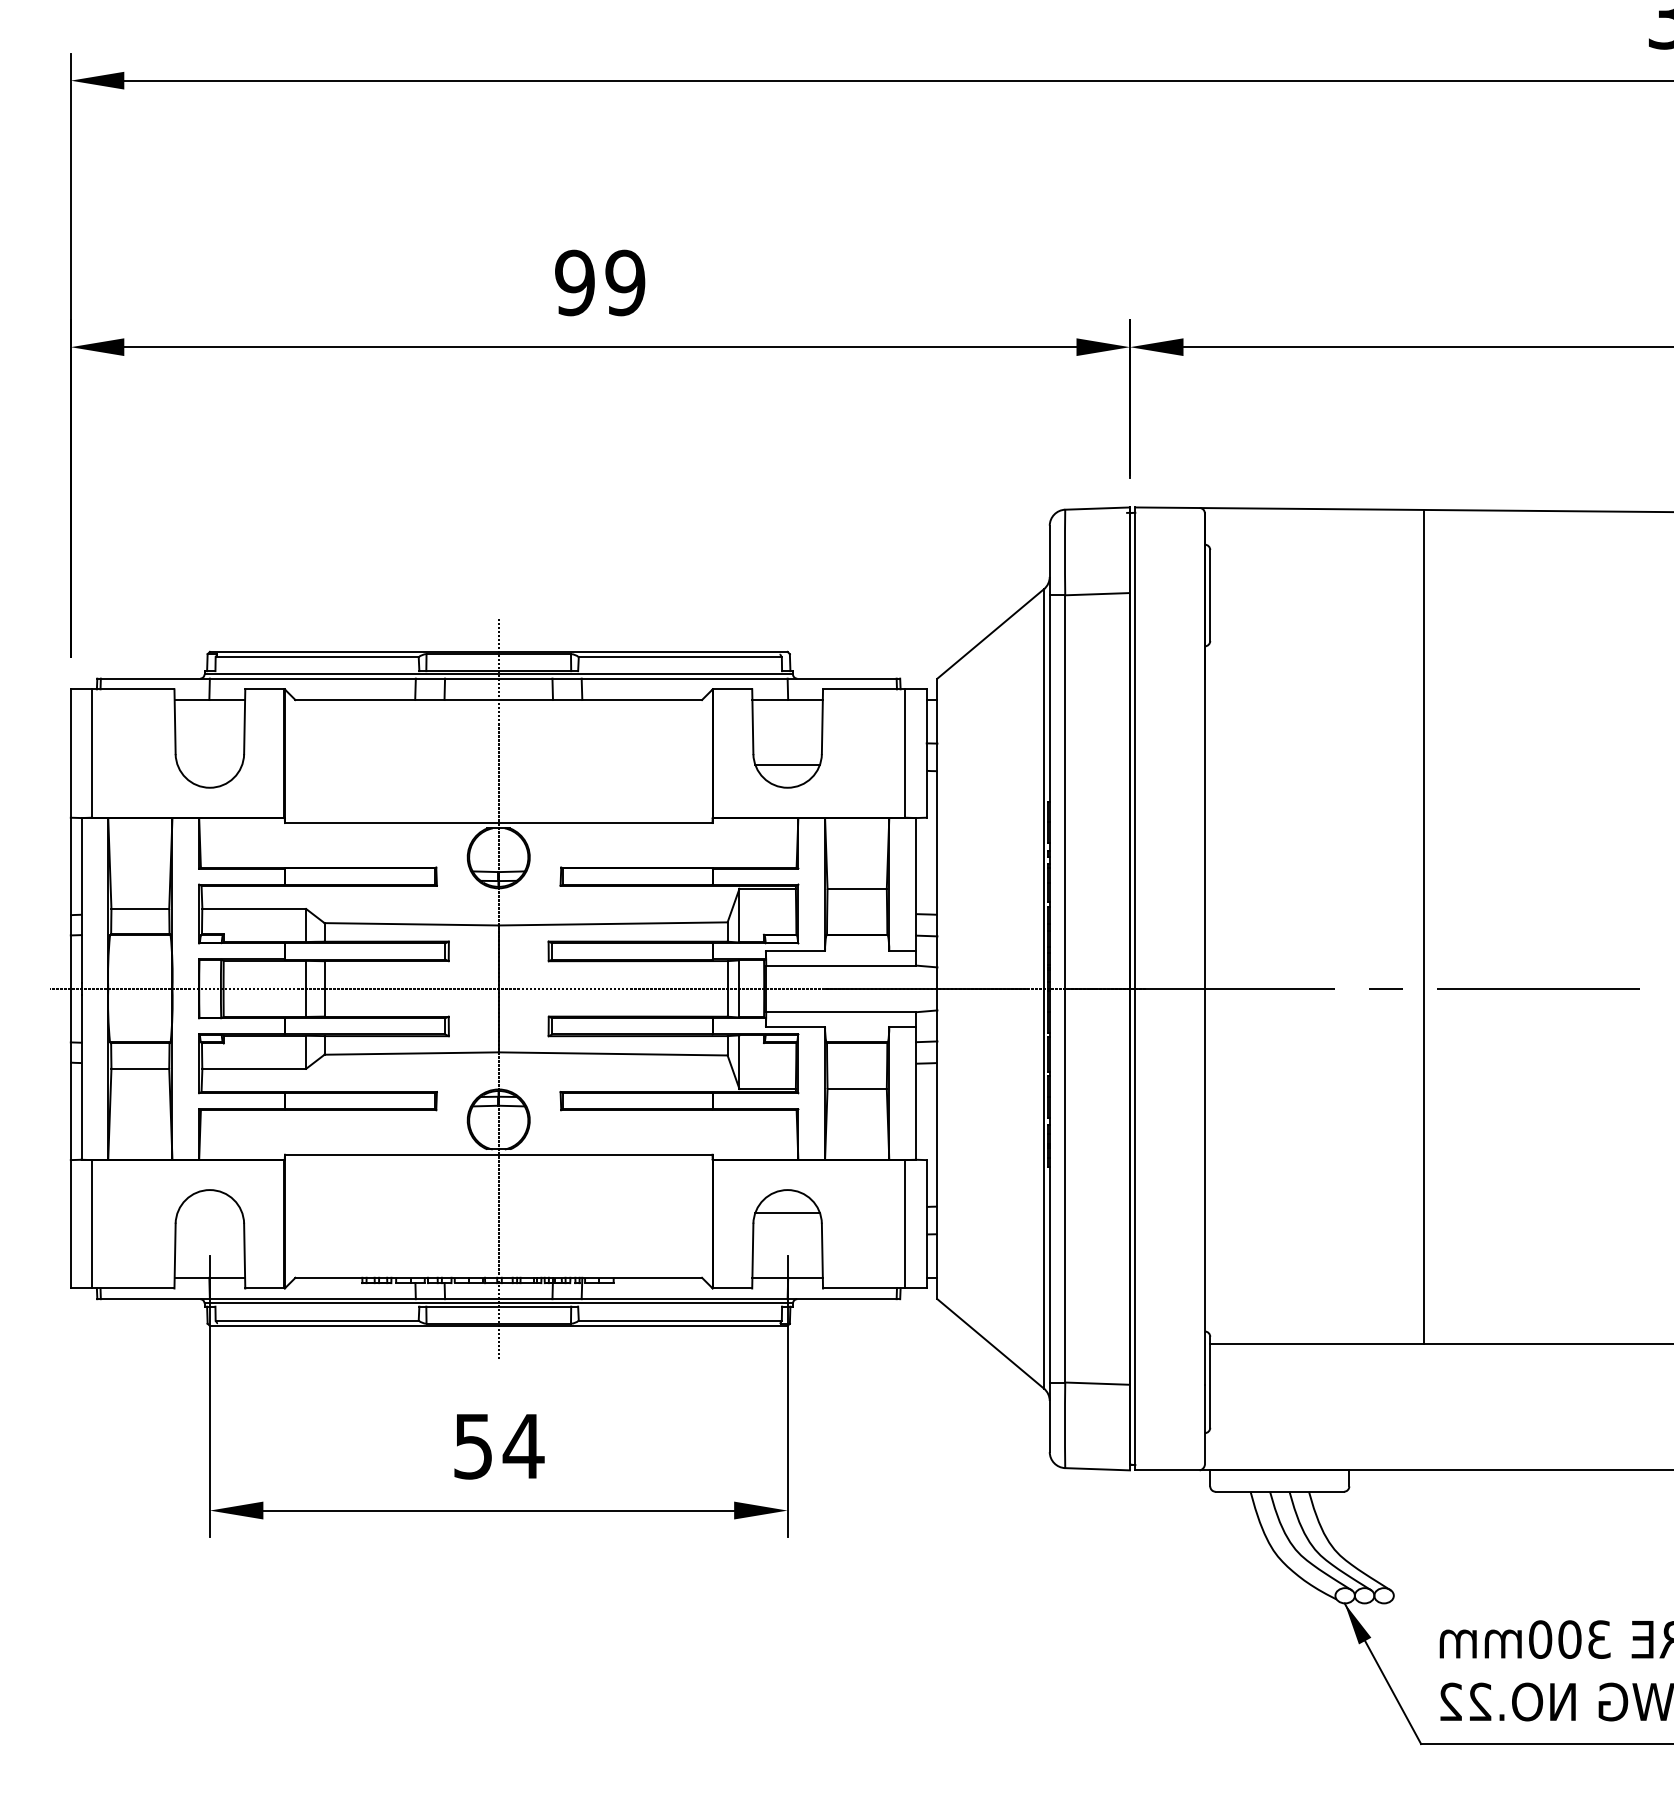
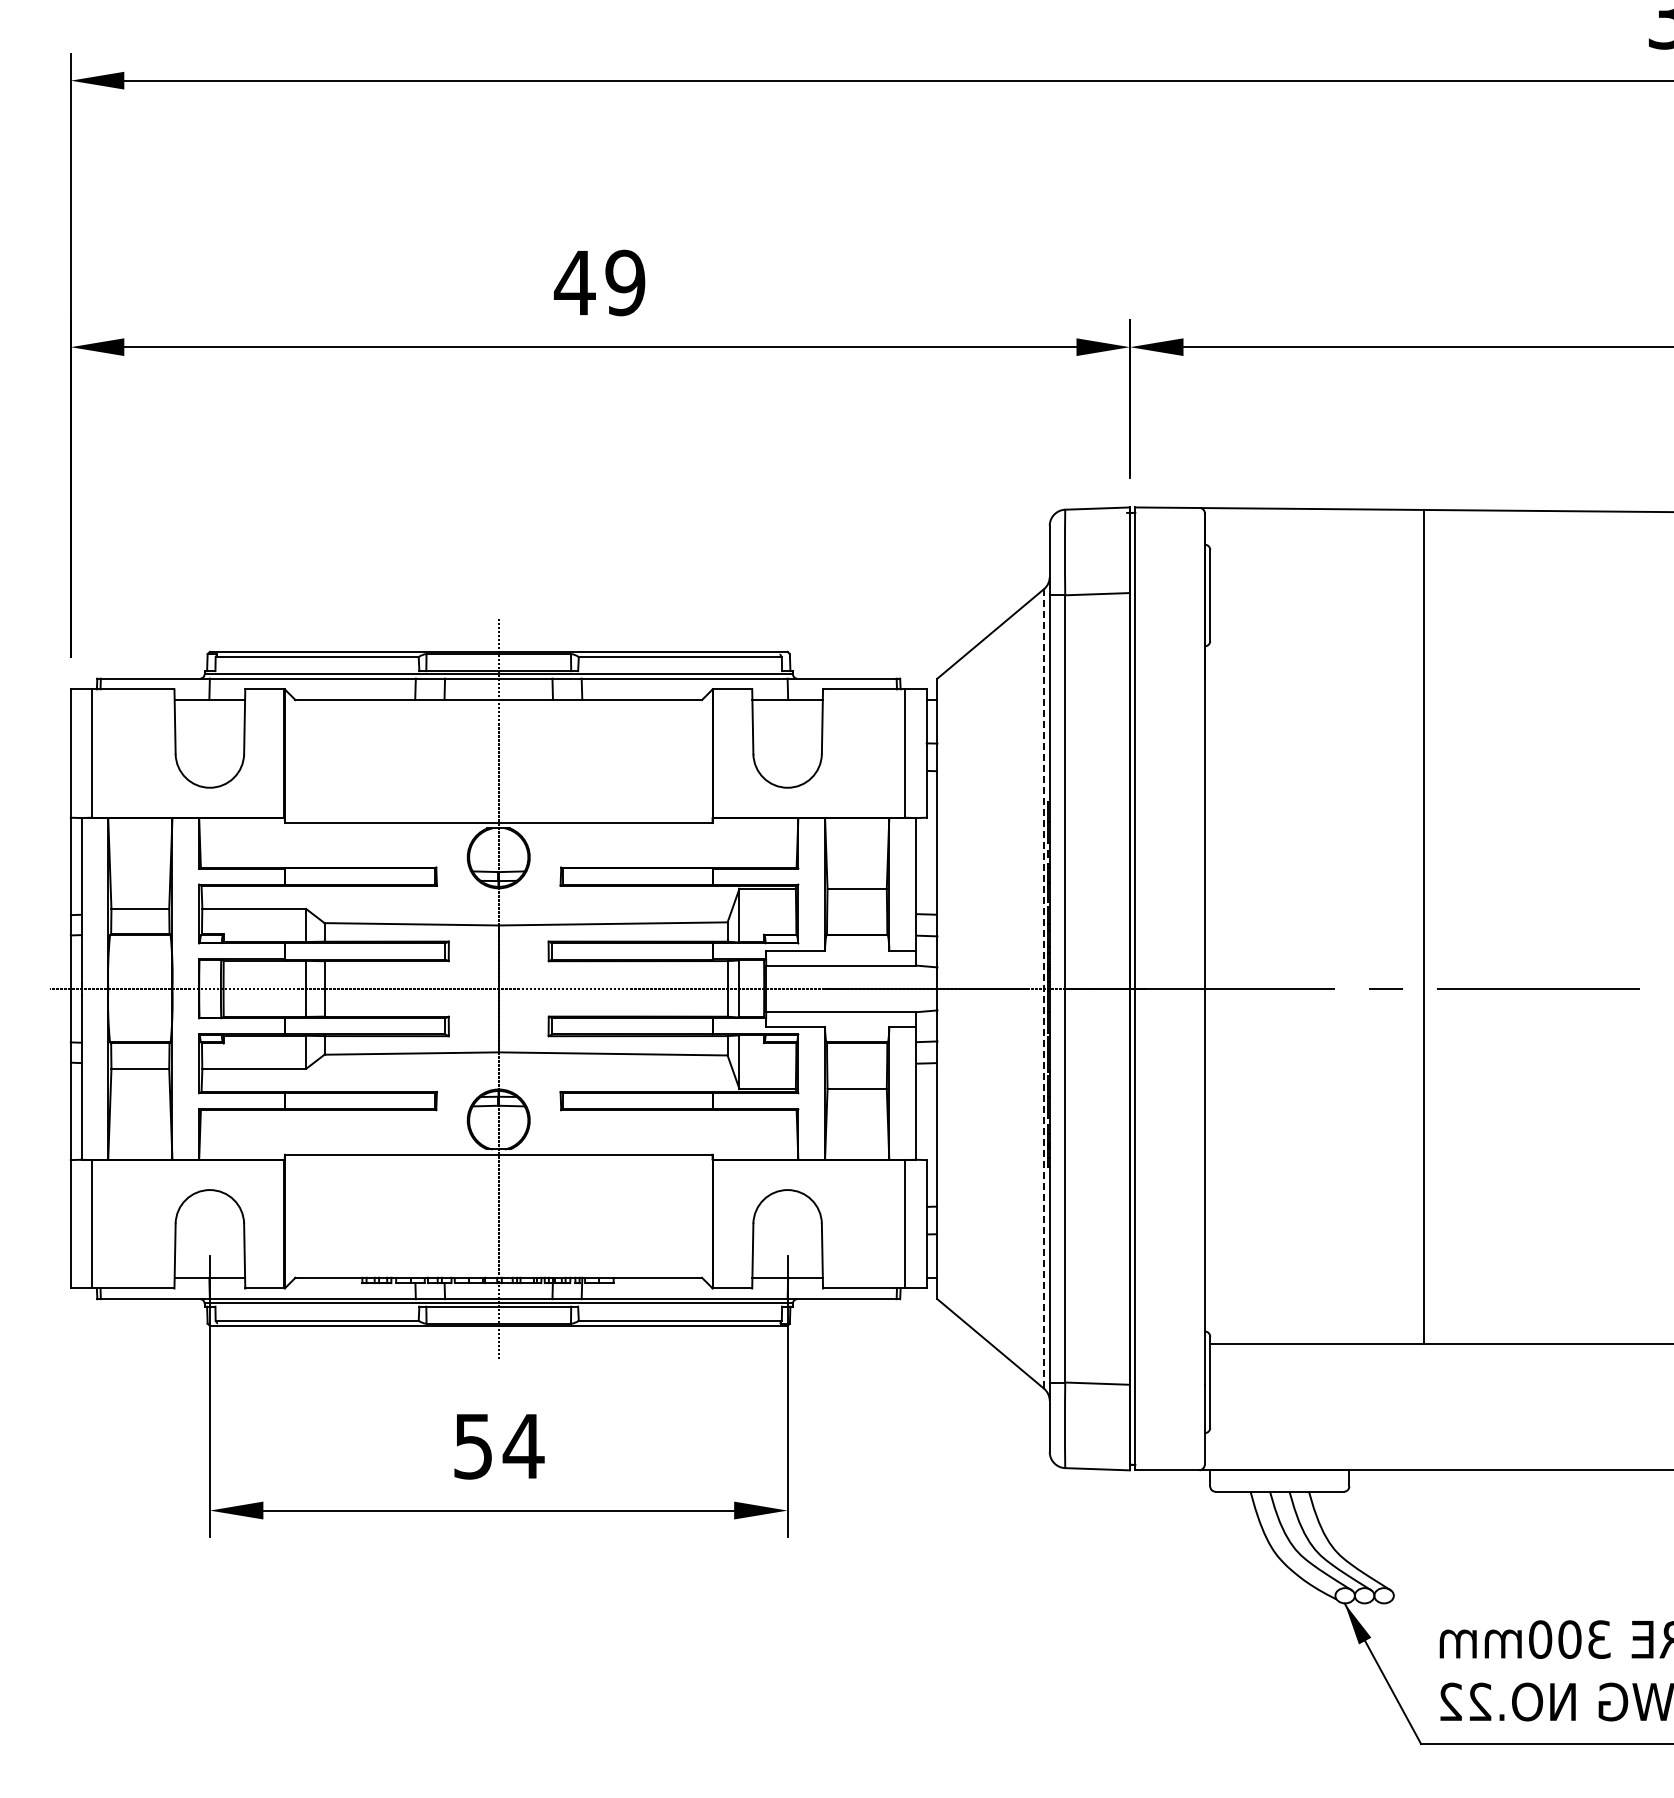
text: 99 -> 49 (574, 282)
line: present -> none (787, 764)
line: solid -> dashed (1043, 988)
line: present -> none (787, 1212)
